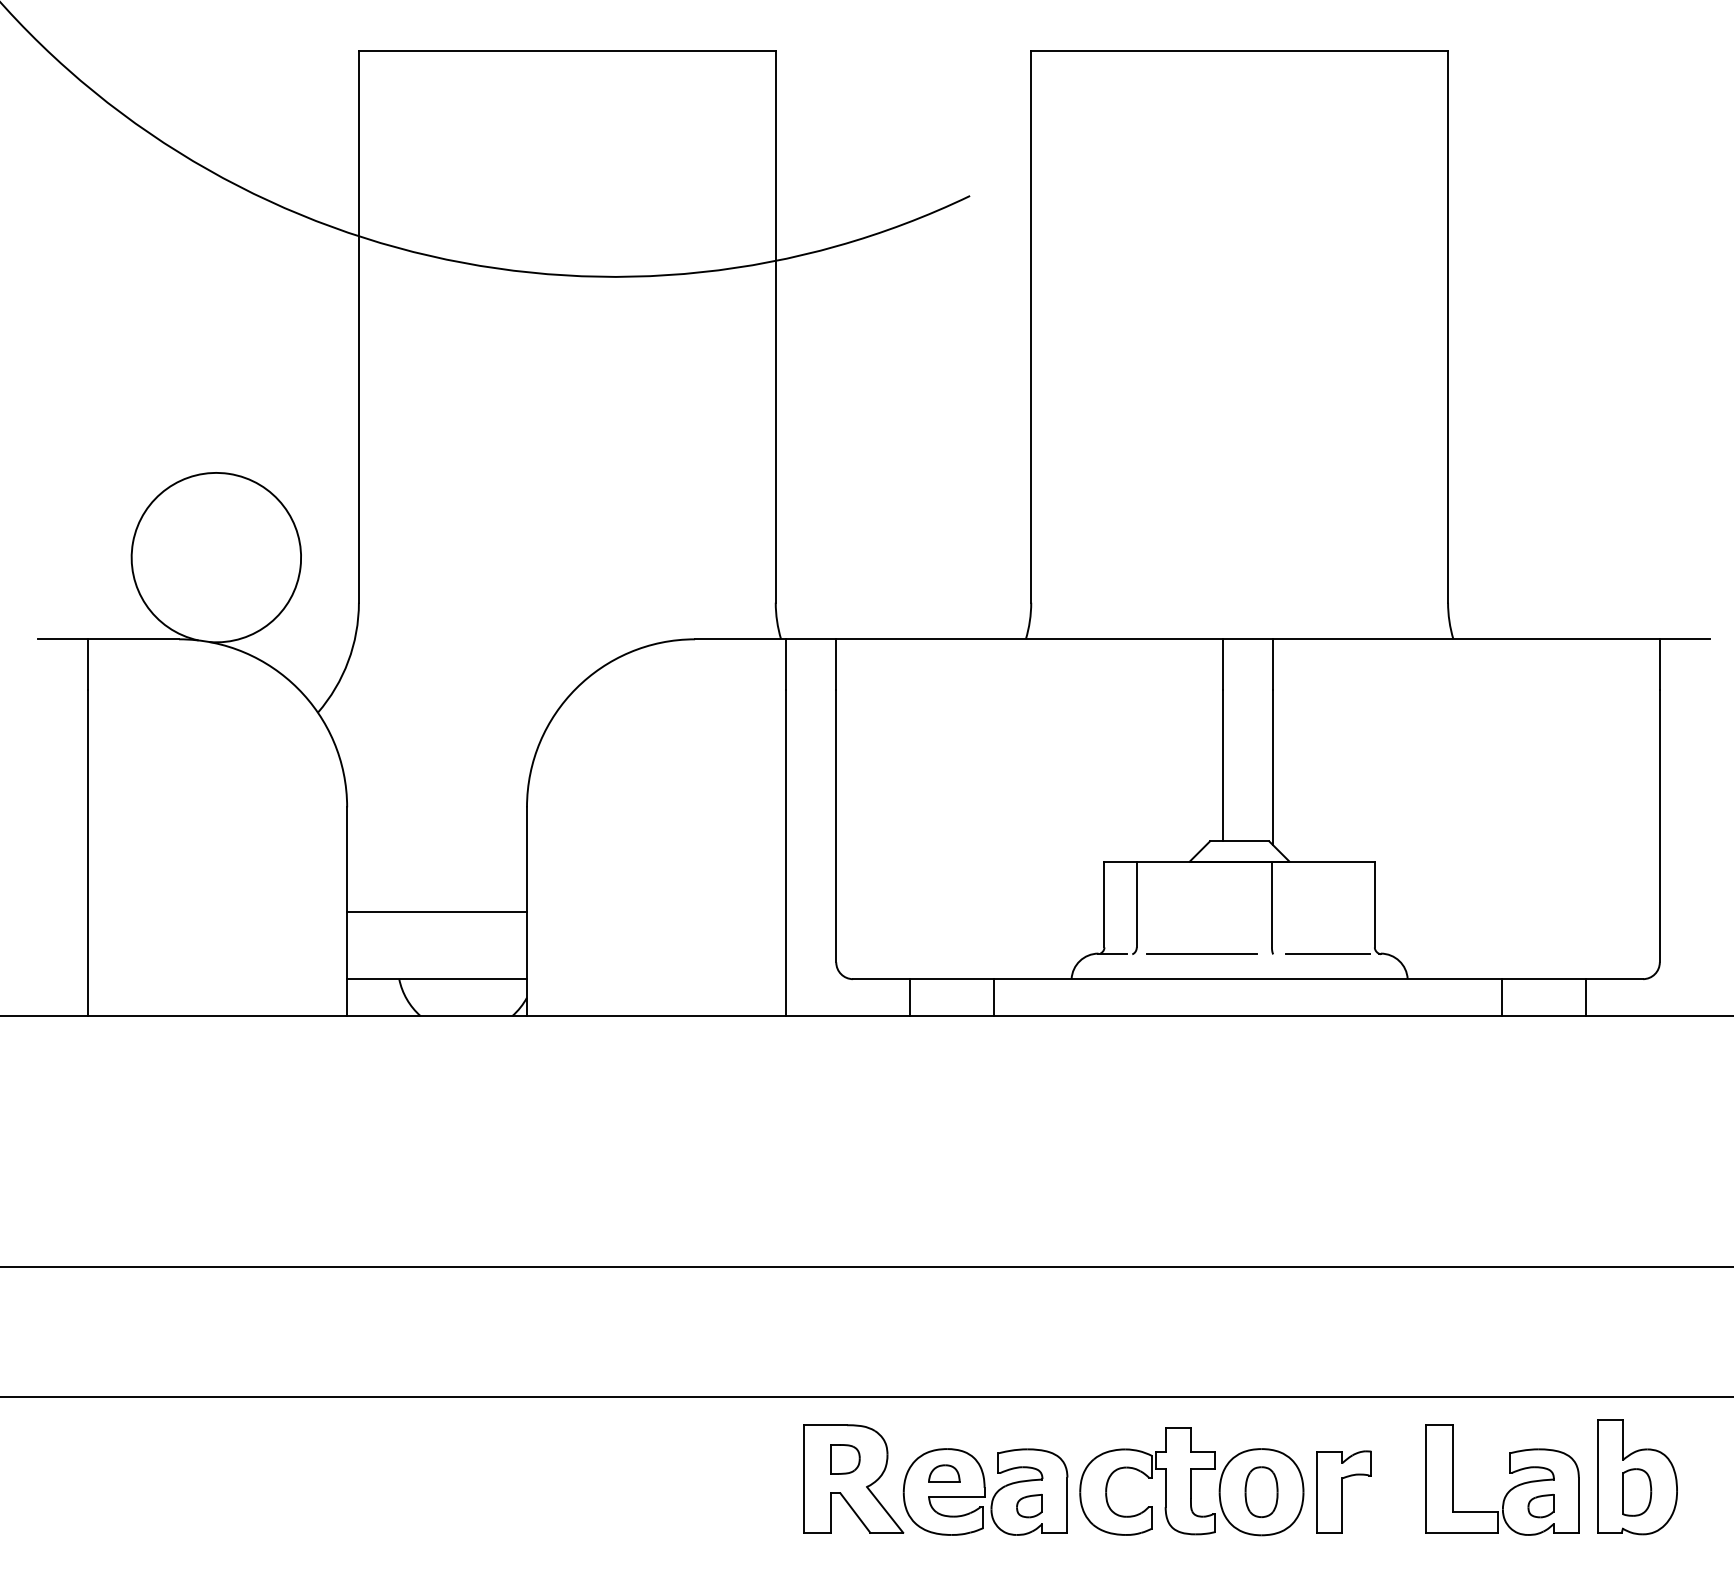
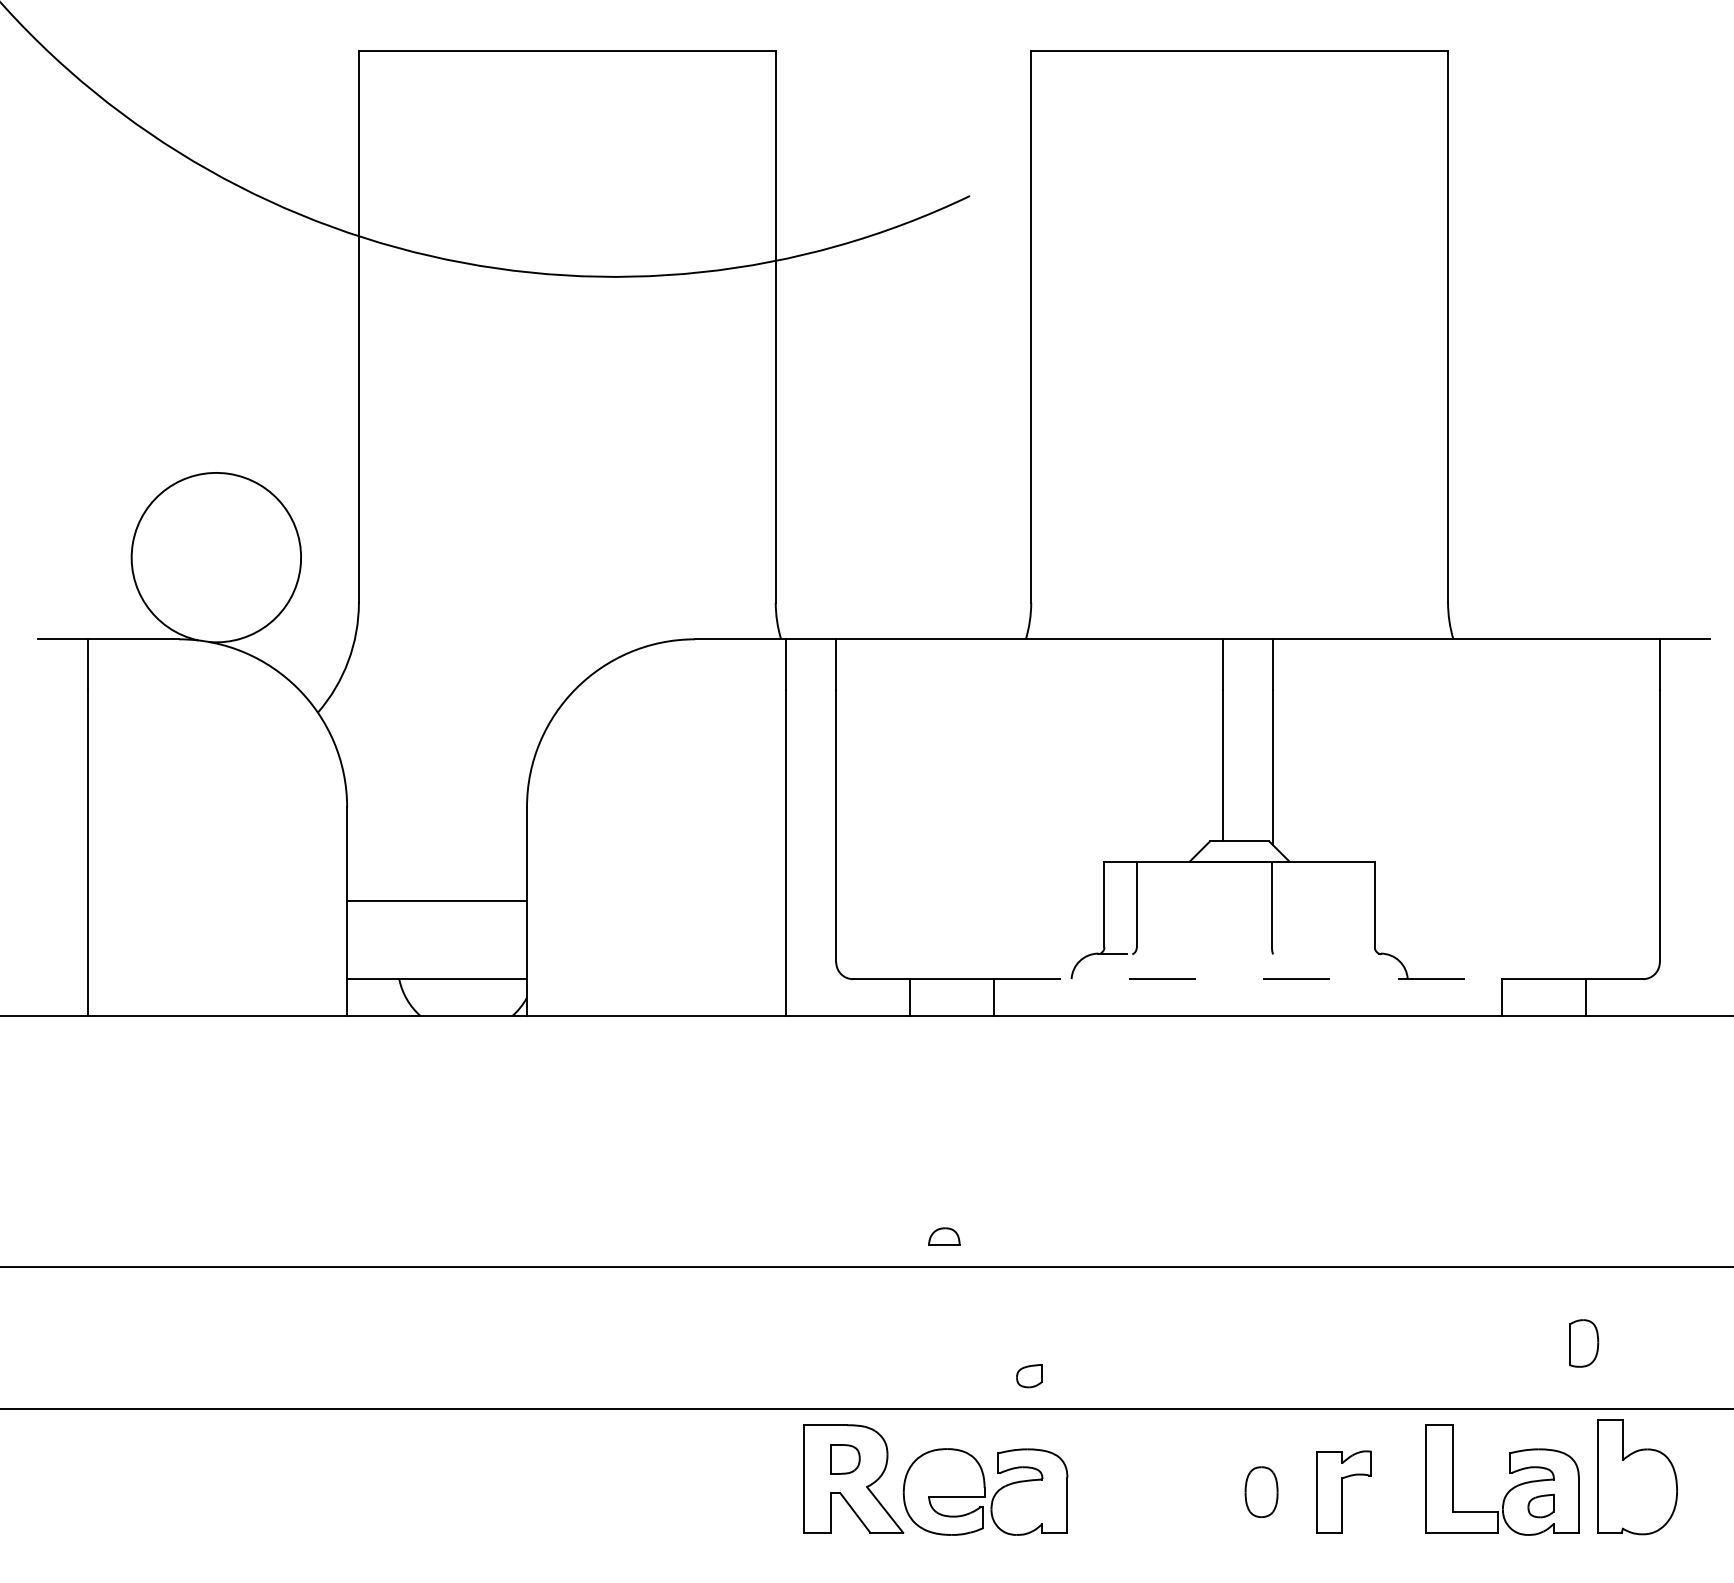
line position: (437, 911) -> (437, 900) (437, 900)
line: present -> none (1202, 953)
line: present -> none (1327, 953)
line: solid -> dashed (1248, 979)
line position: (866, 1397) -> (866, 1409) (866, 1409)
part position: (944, 1473) -> (944, 1236) (944, 1236)
part: present -> none (1191, 1481)
part position: (1637, 1492) -> (1584, 1343) (1584, 1343)
part position: (1029, 1506) -> (1029, 1376) (1029, 1376)
